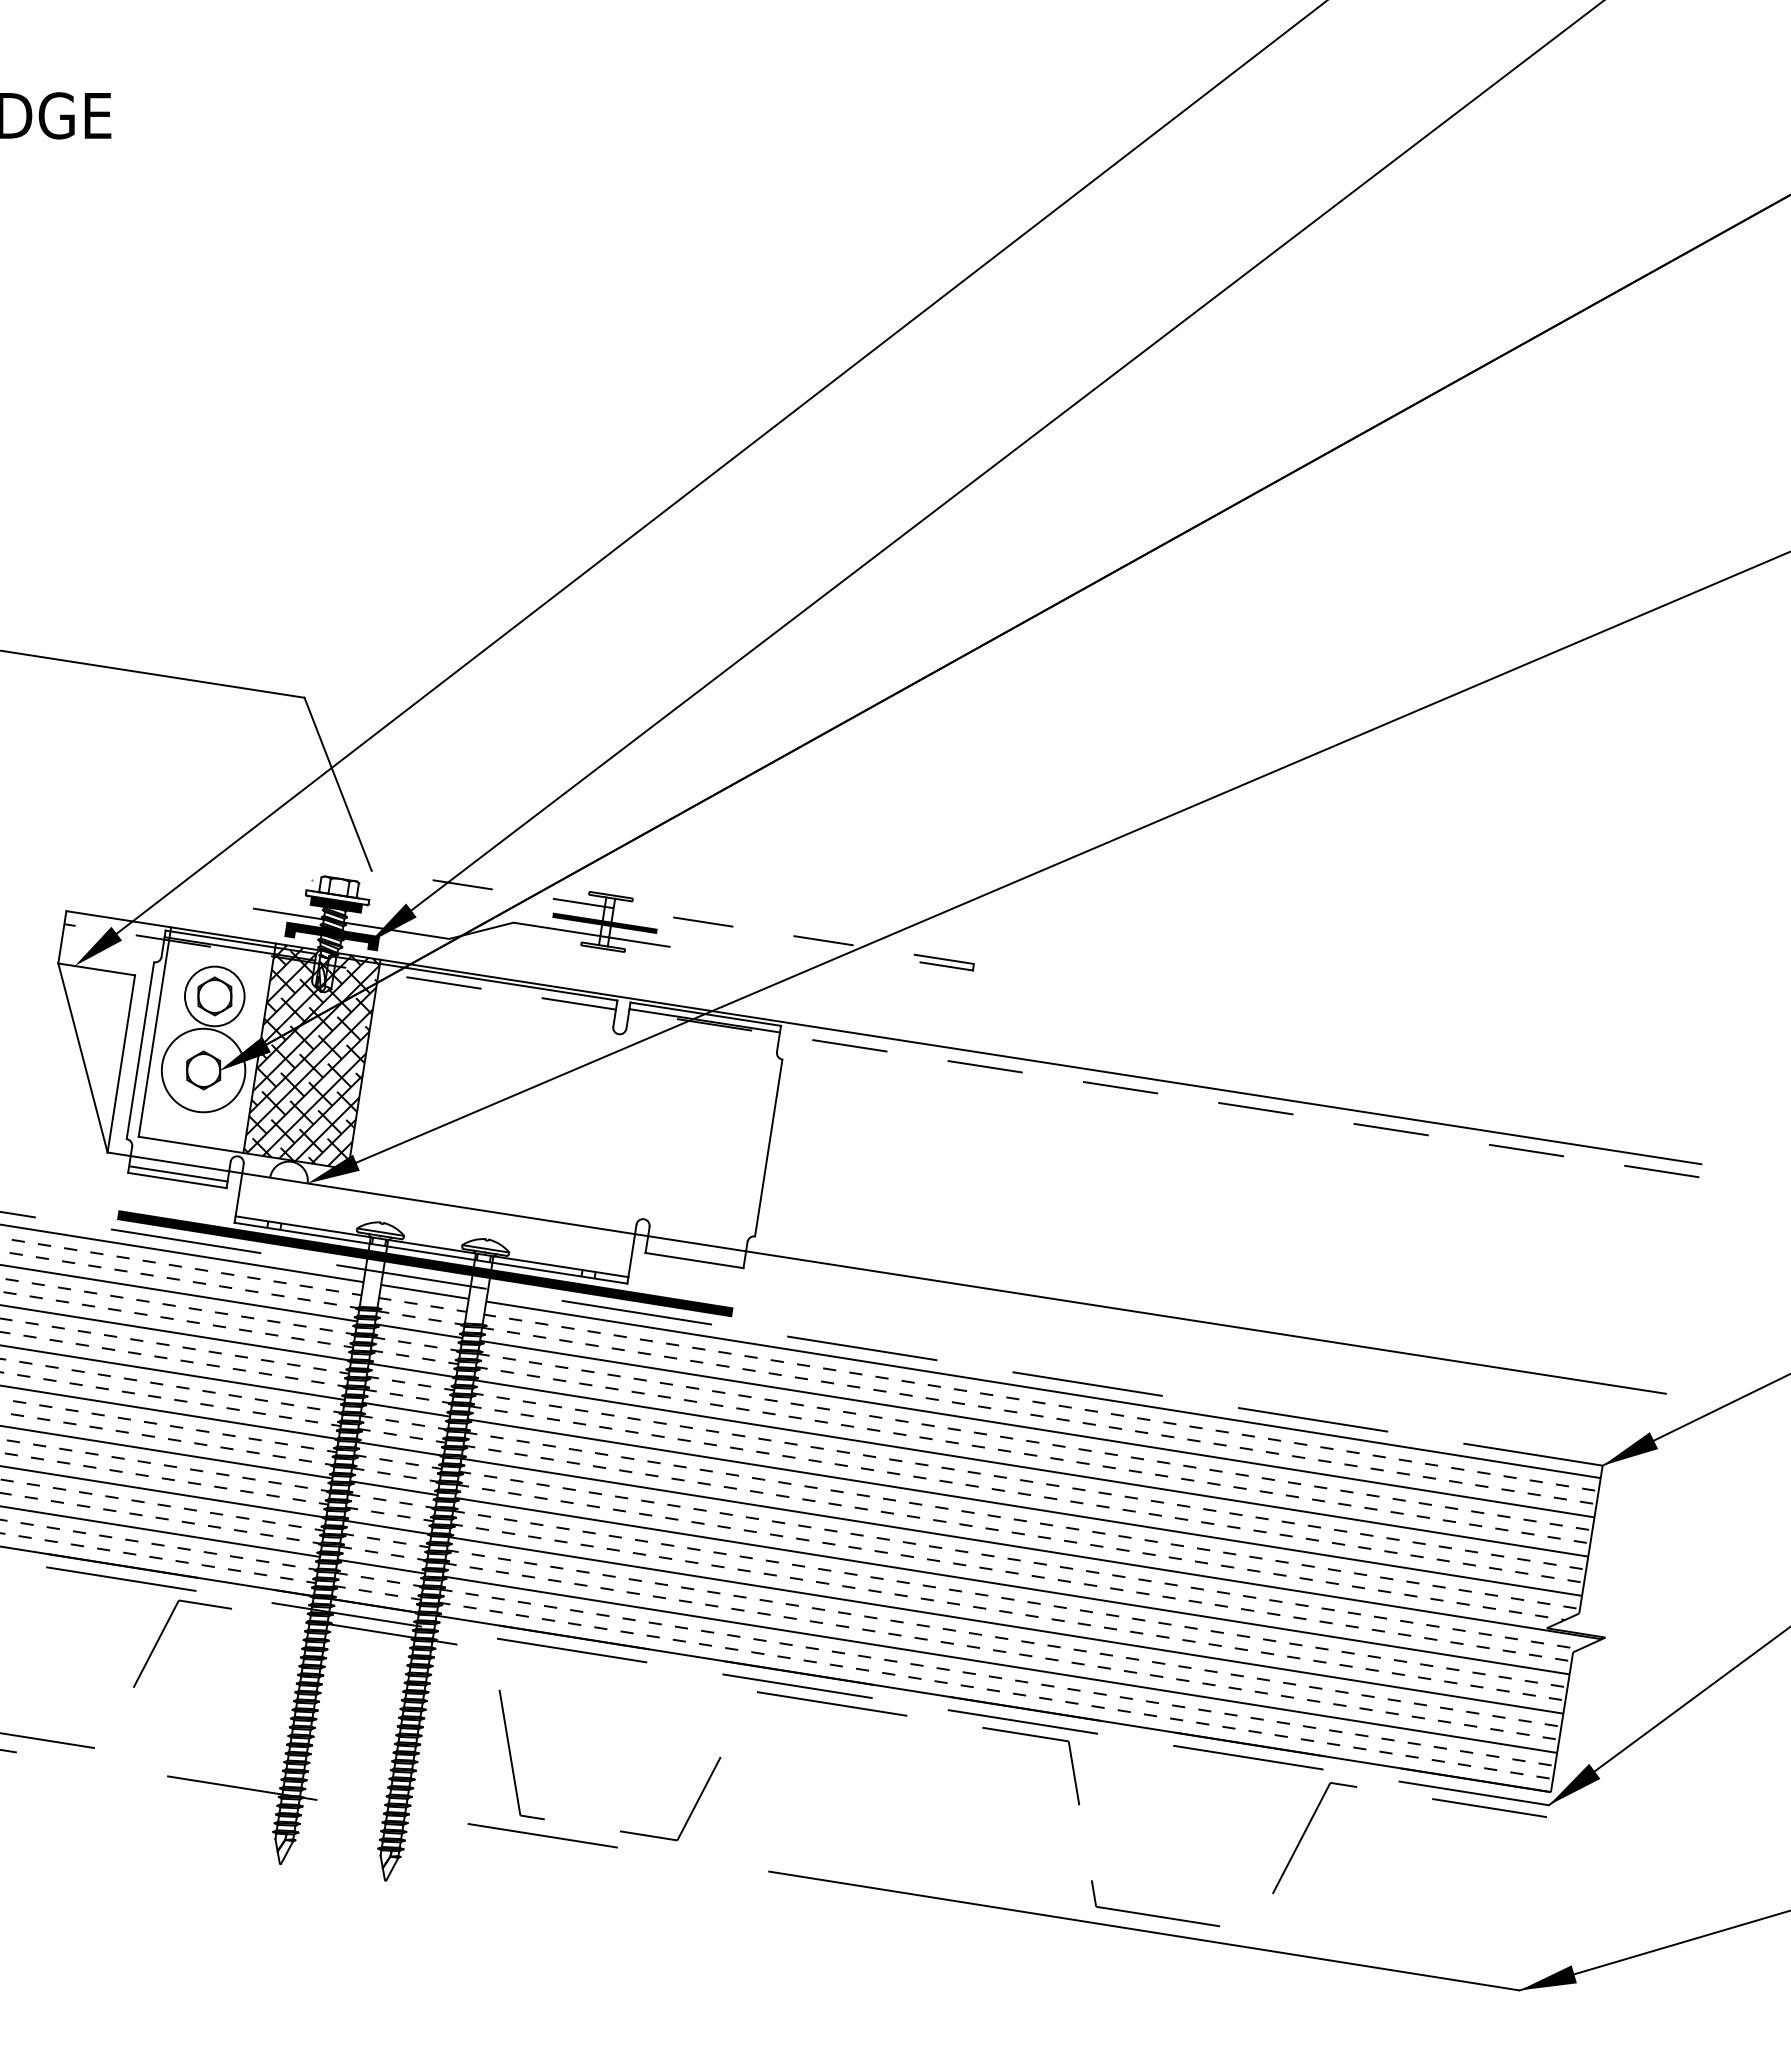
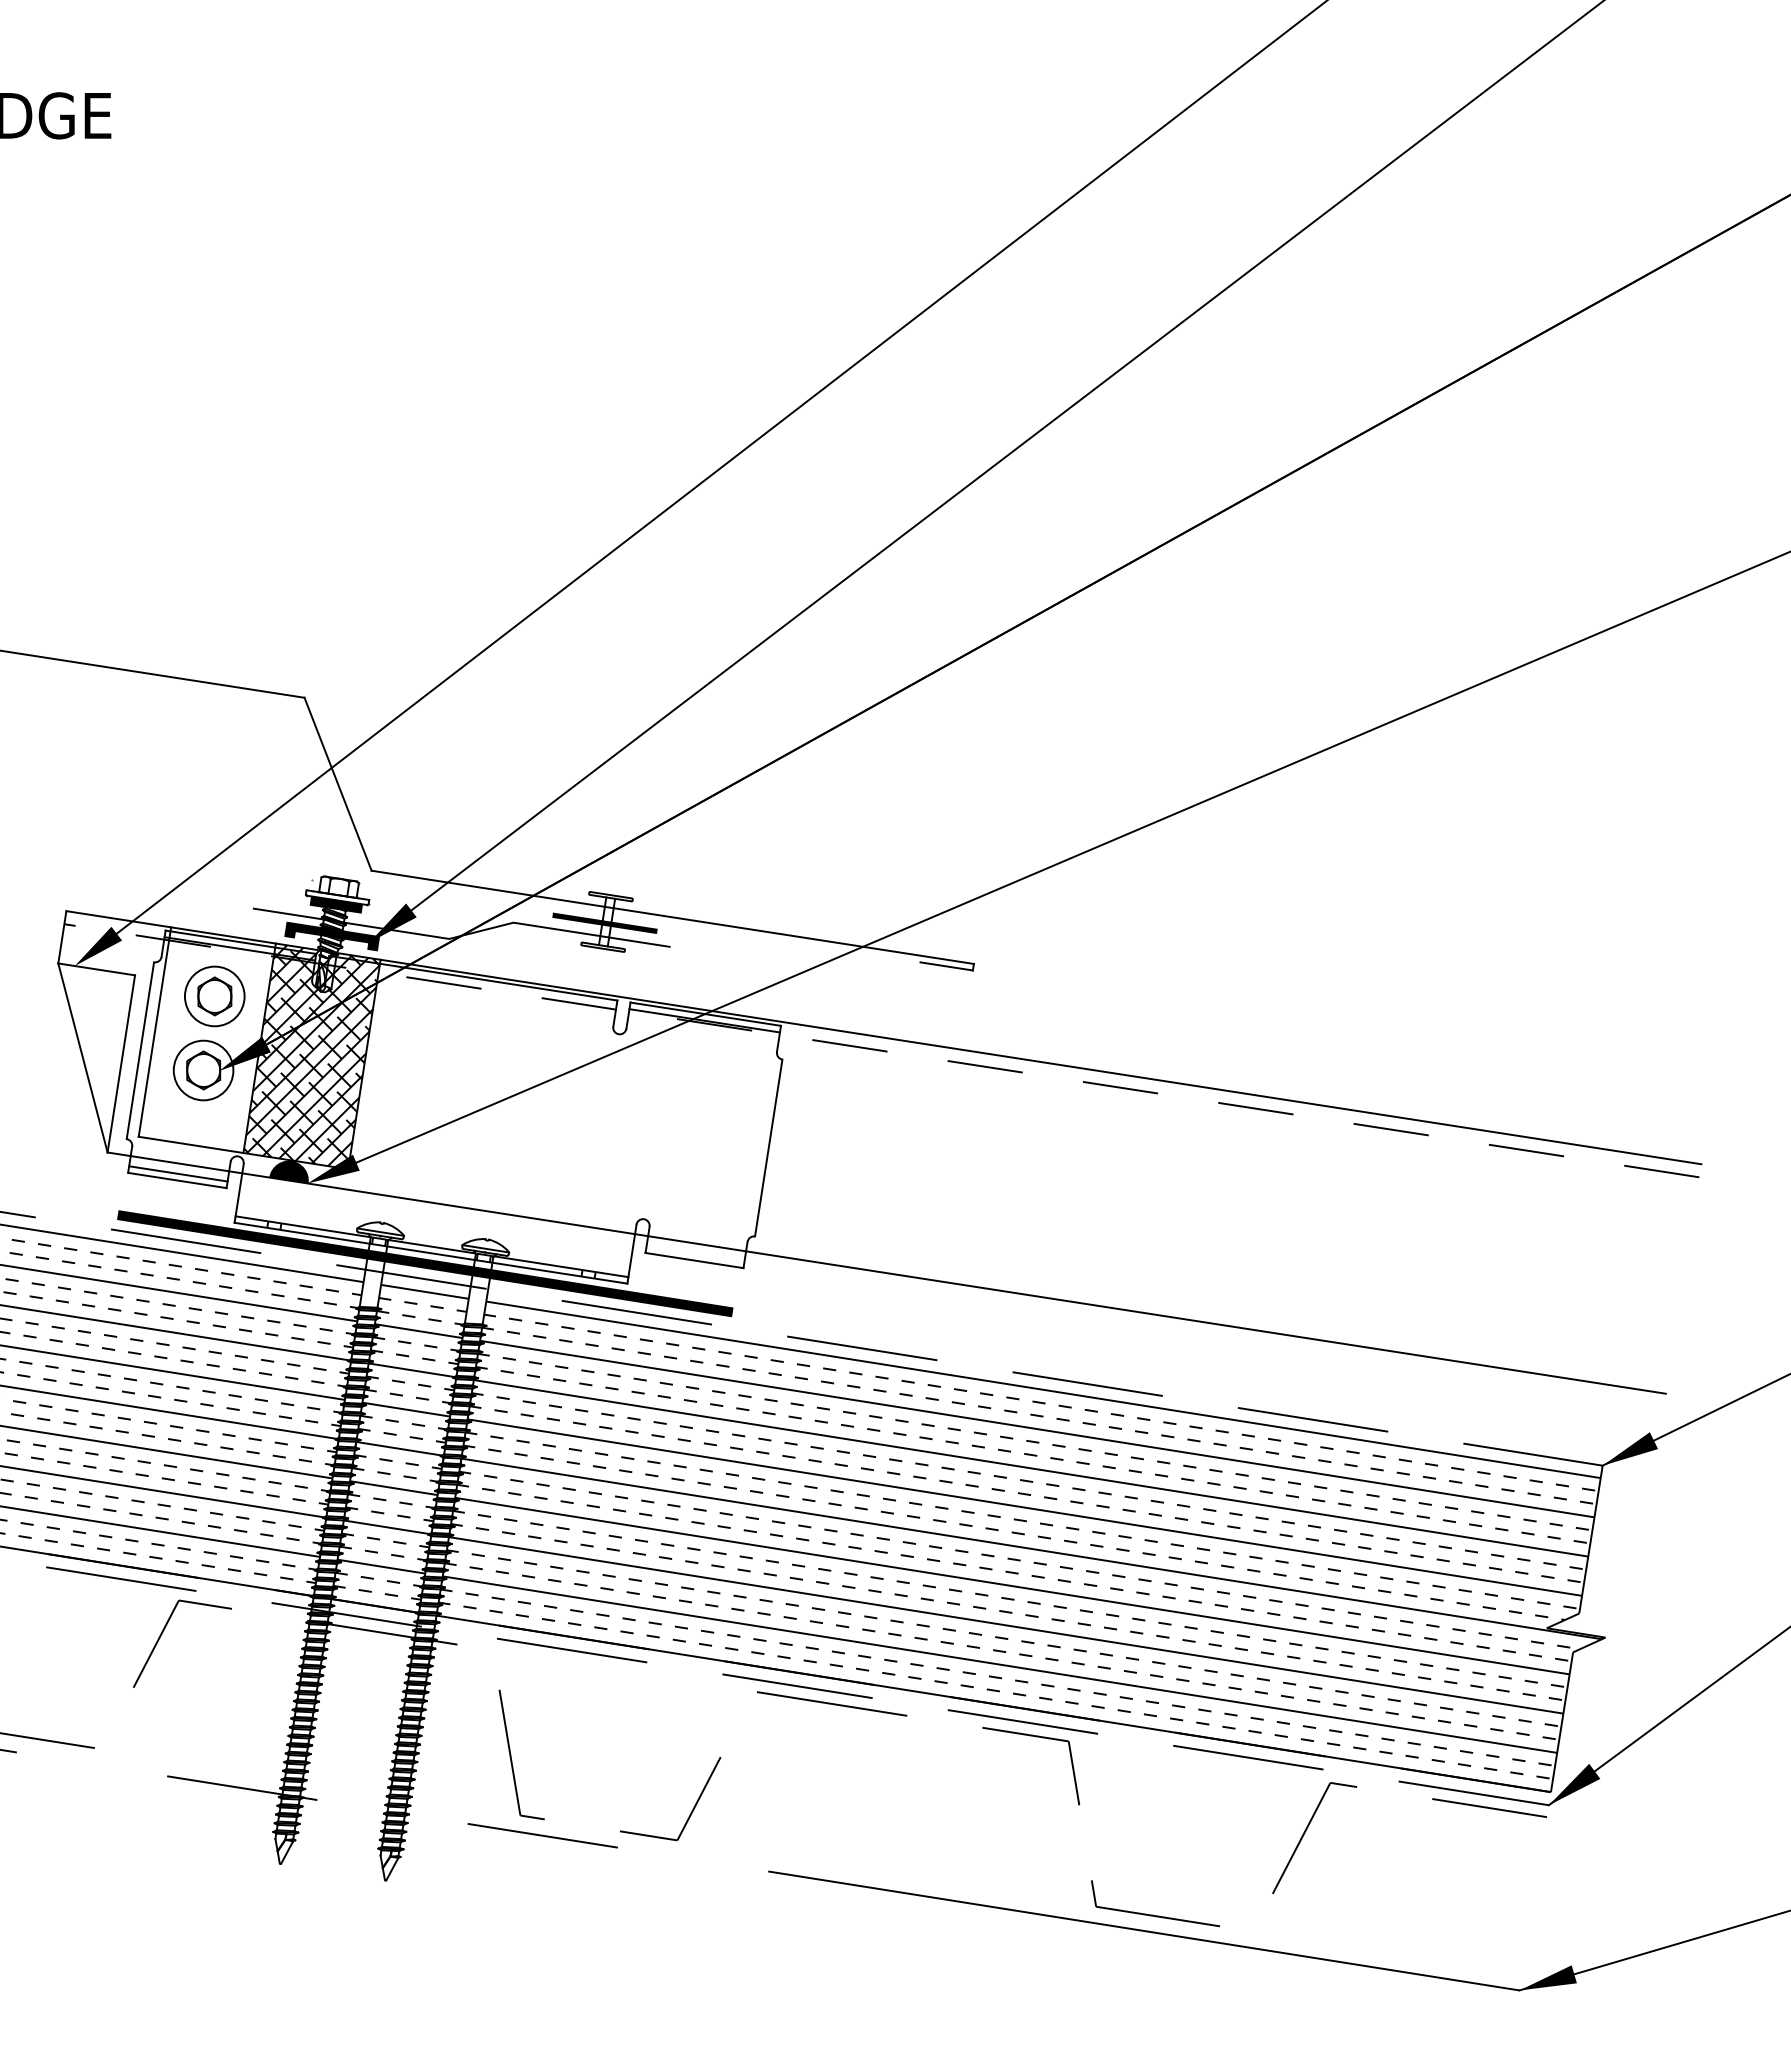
line: dashed -> solid (672, 917)
circle diameter: 83 px -> 60 px (203, 1070)
fill: none -> present (288, 1172)
